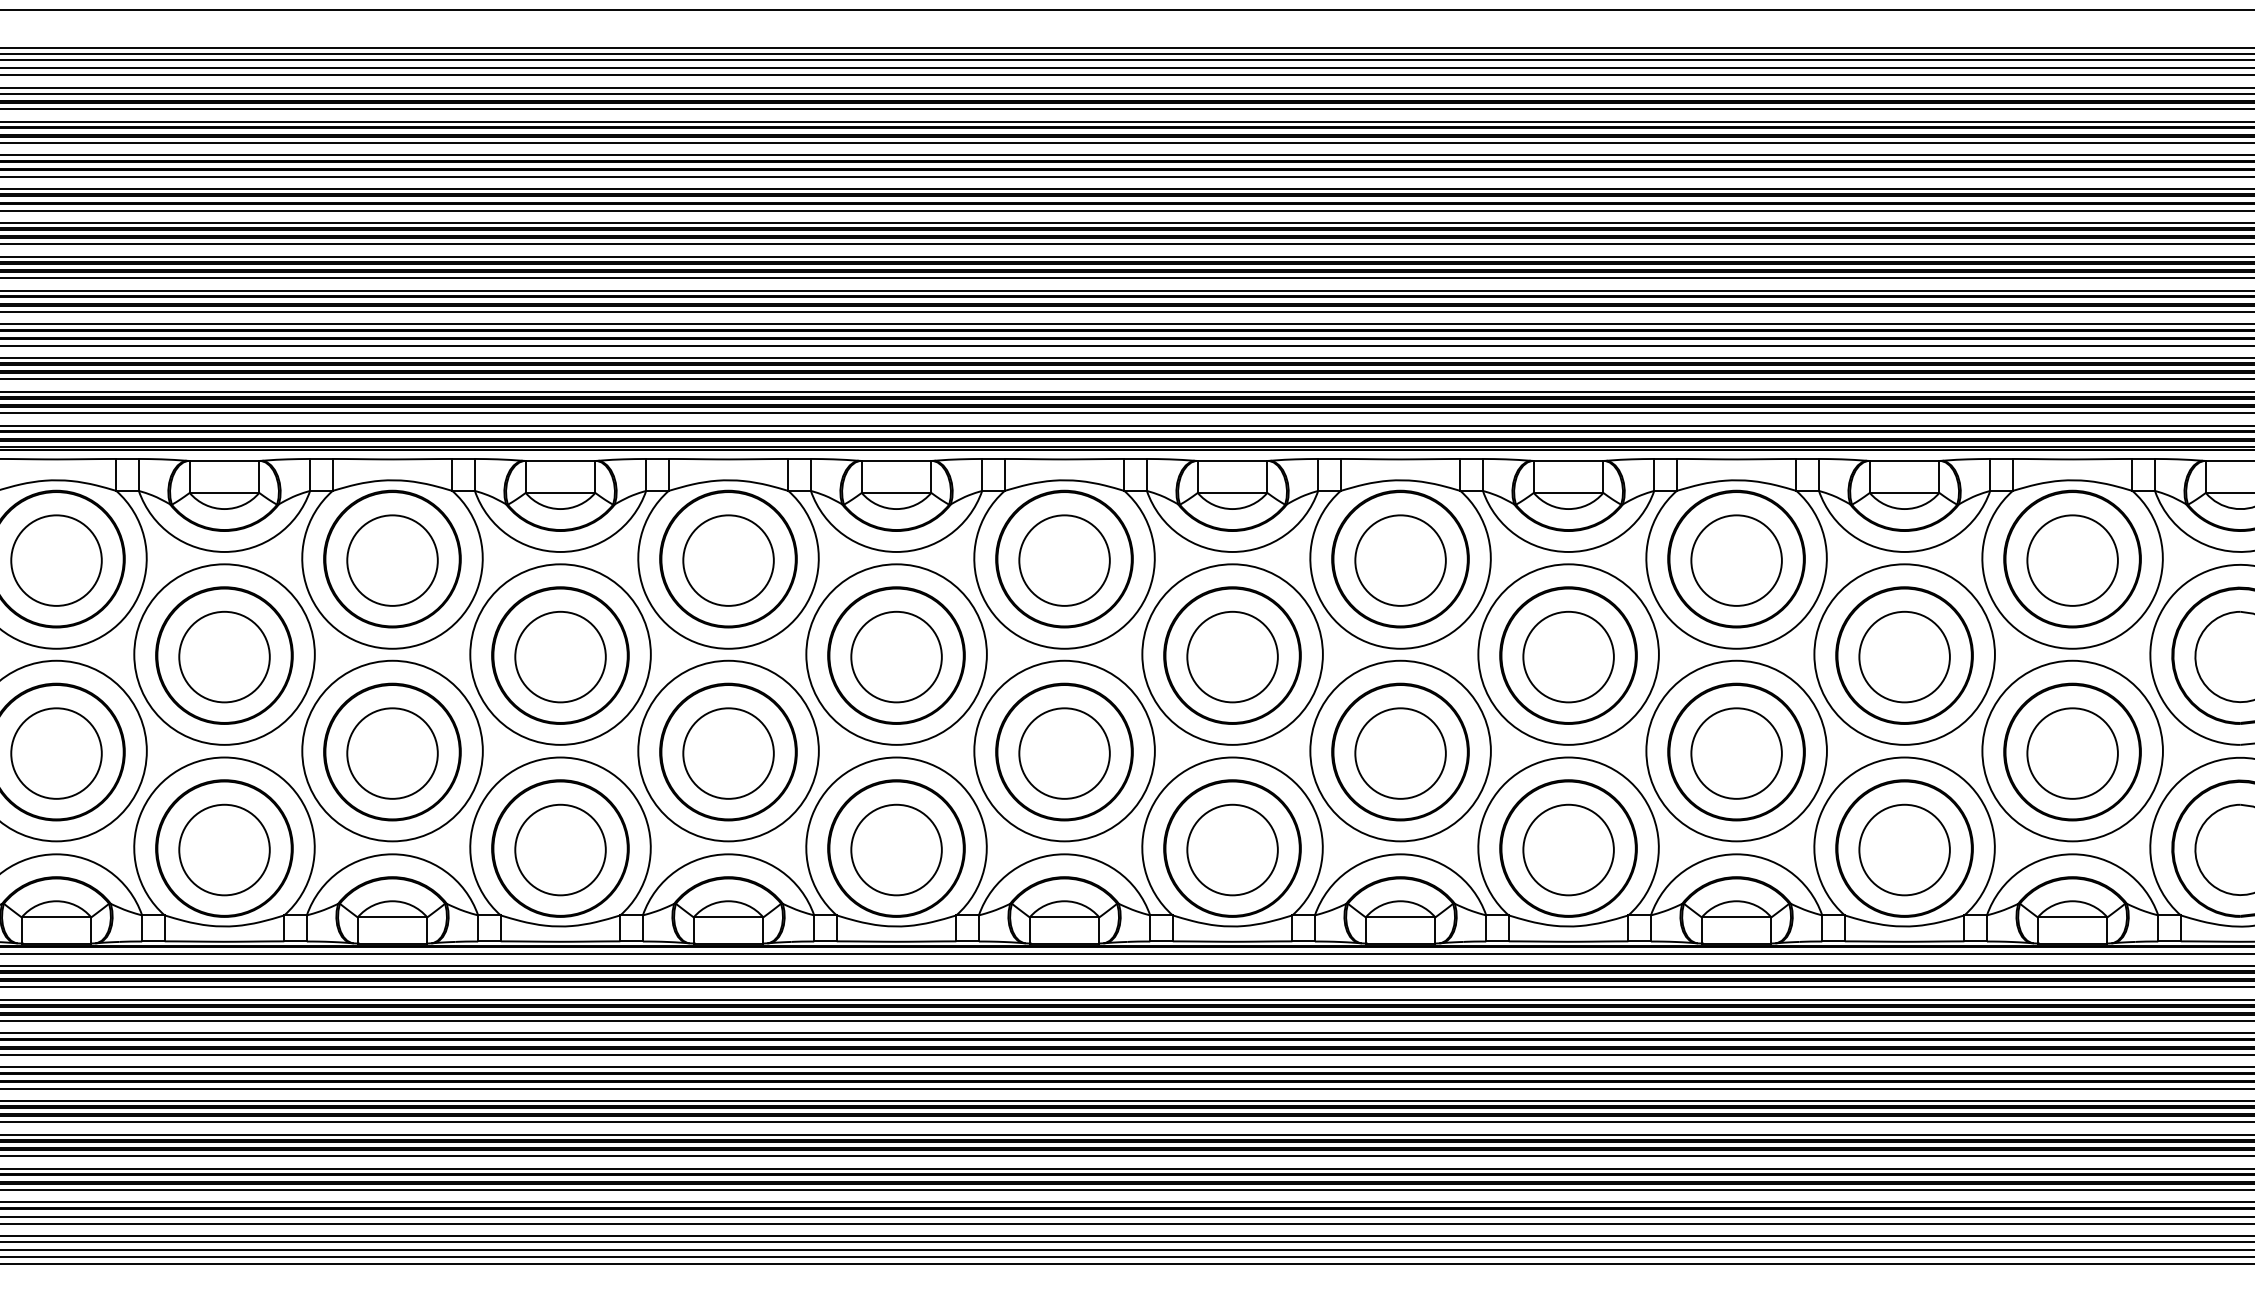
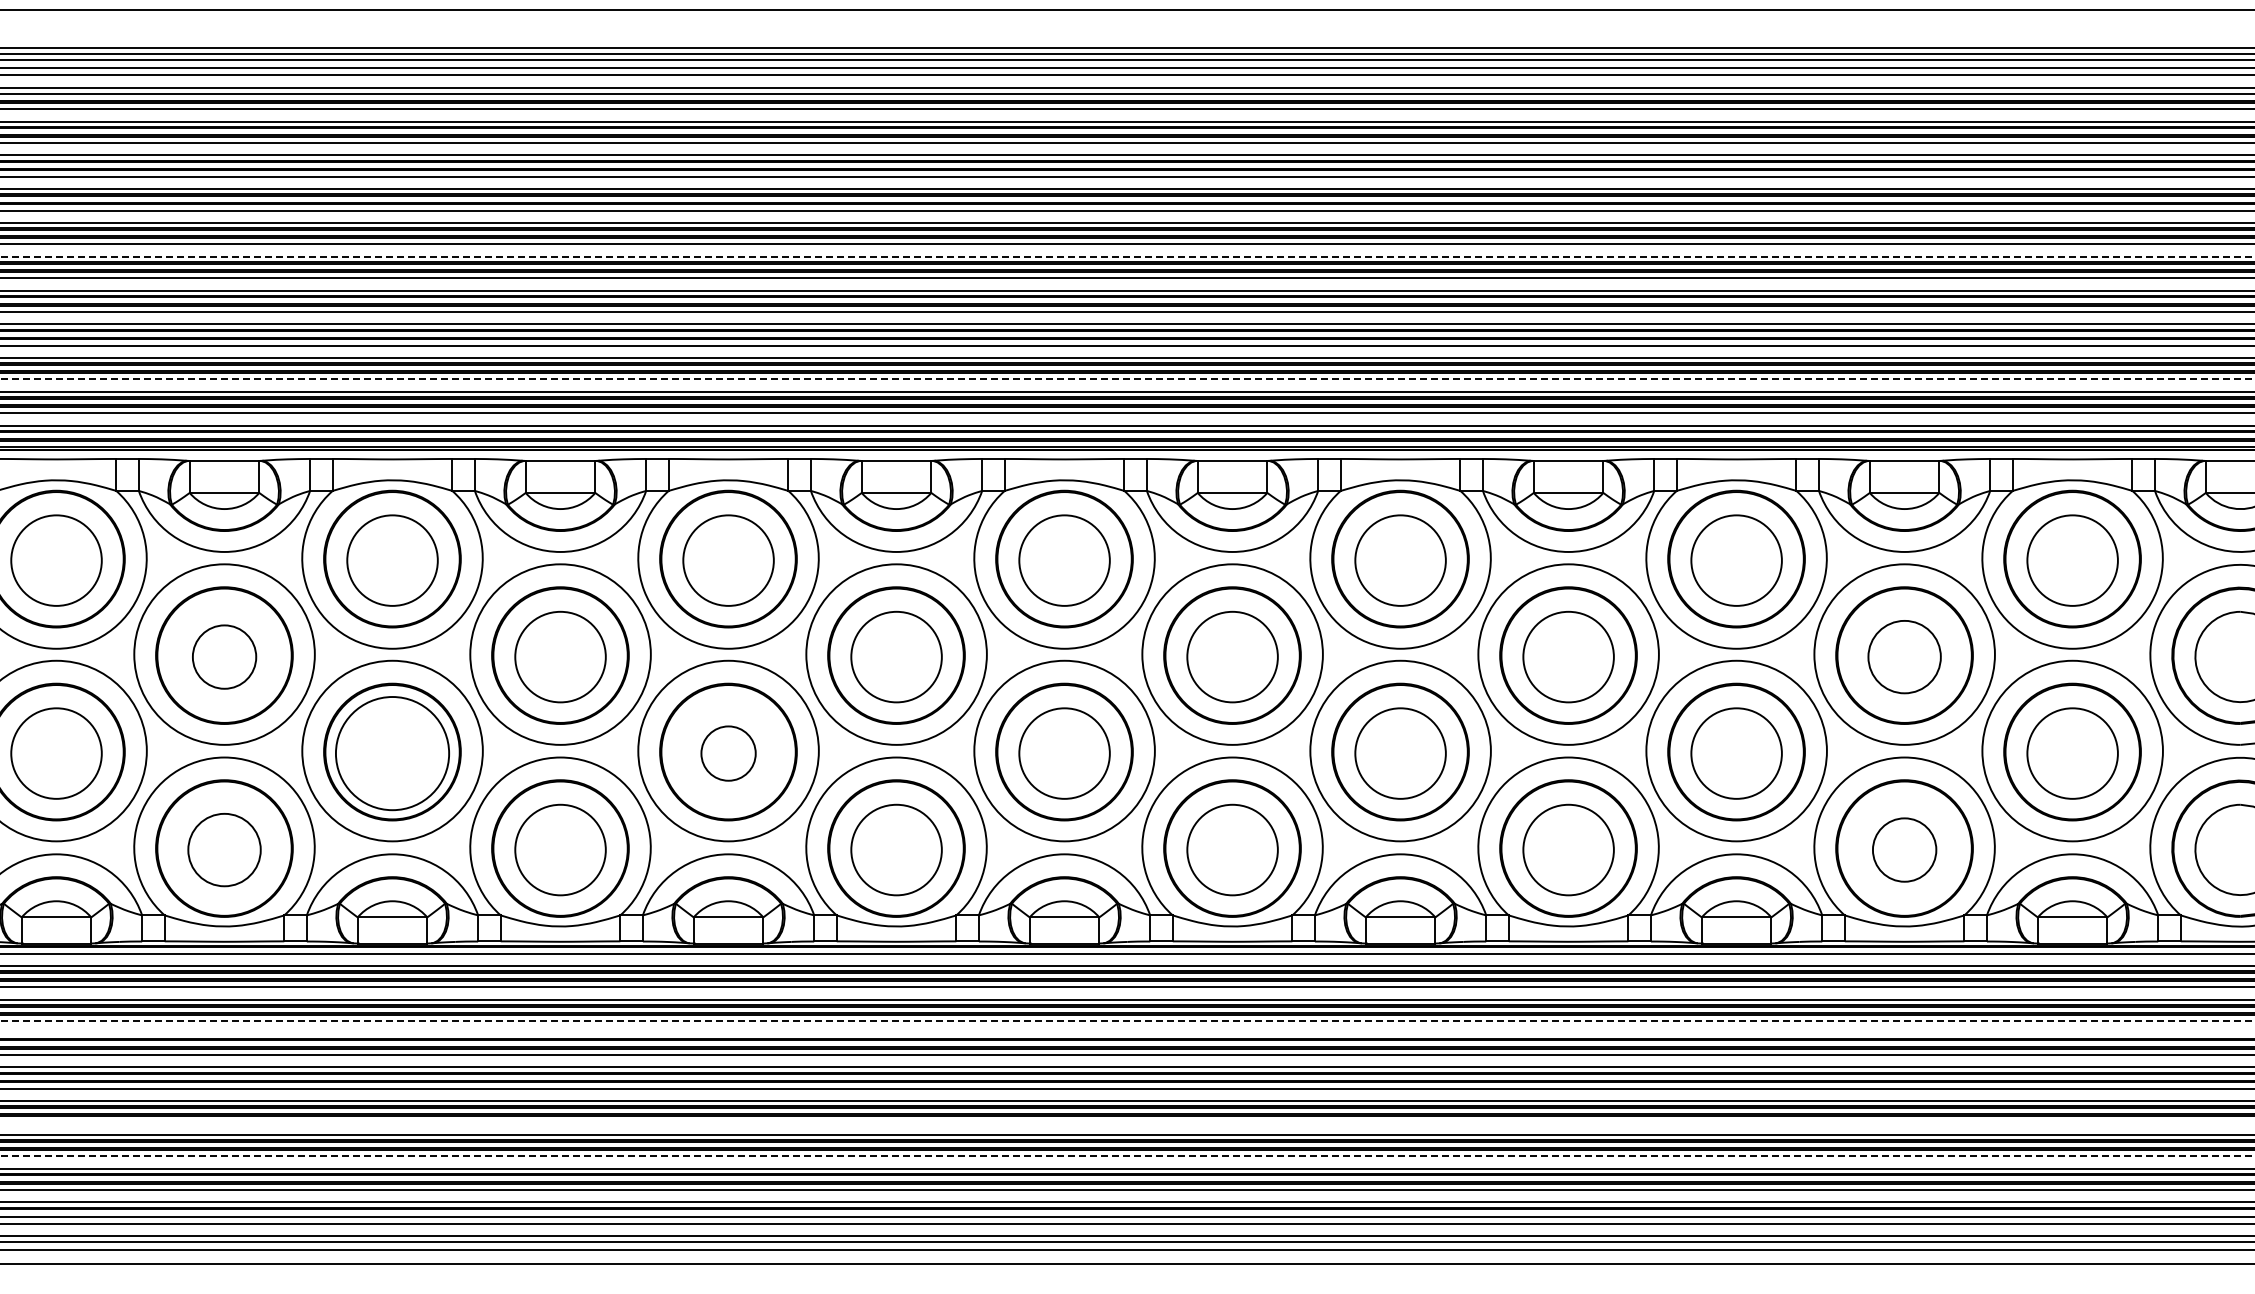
line: solid -> dashed (1127, 256)
line: solid -> dashed (1127, 379)
circle diameter: 91 px -> 63 px (224, 656)
circle diameter: 91 px -> 72 px (1904, 656)
circle diameter: 91 px -> 113 px (392, 753)
circle diameter: 91 px -> 54 px (728, 753)
circle diameter: 91 px -> 72 px (224, 849)
circle diameter: 91 px -> 63 px (1904, 849)
line: solid -> dashed (1127, 1021)
line: present -> none (1126, 1033)
line: present -> none (1126, 1122)
line: solid -> dashed (1127, 1156)
line: present -> none (1126, 1257)
